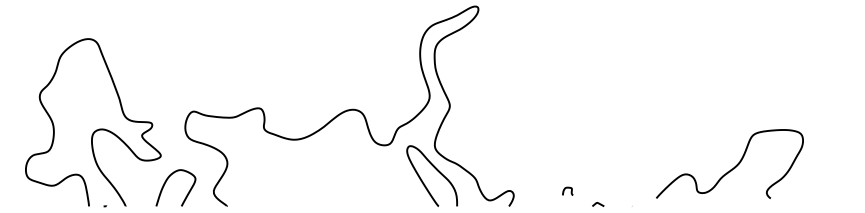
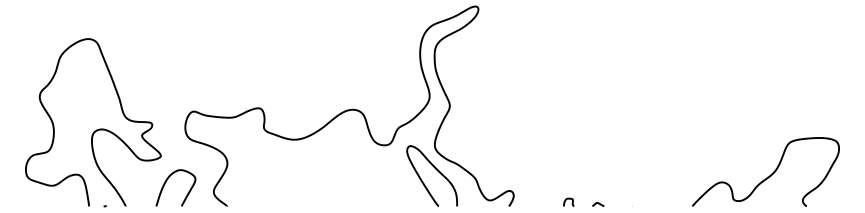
curve position: (733, 167) -> (769, 175) (769, 175)
curve position: (567, 188) -> (568, 199) (568, 199)
